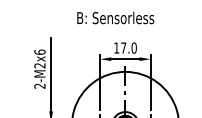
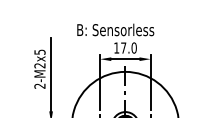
text position: (115, 17) -> (115, 29) (115, 29)
text: 2-M2x6 -> 2-M2x5 (39, 51)
